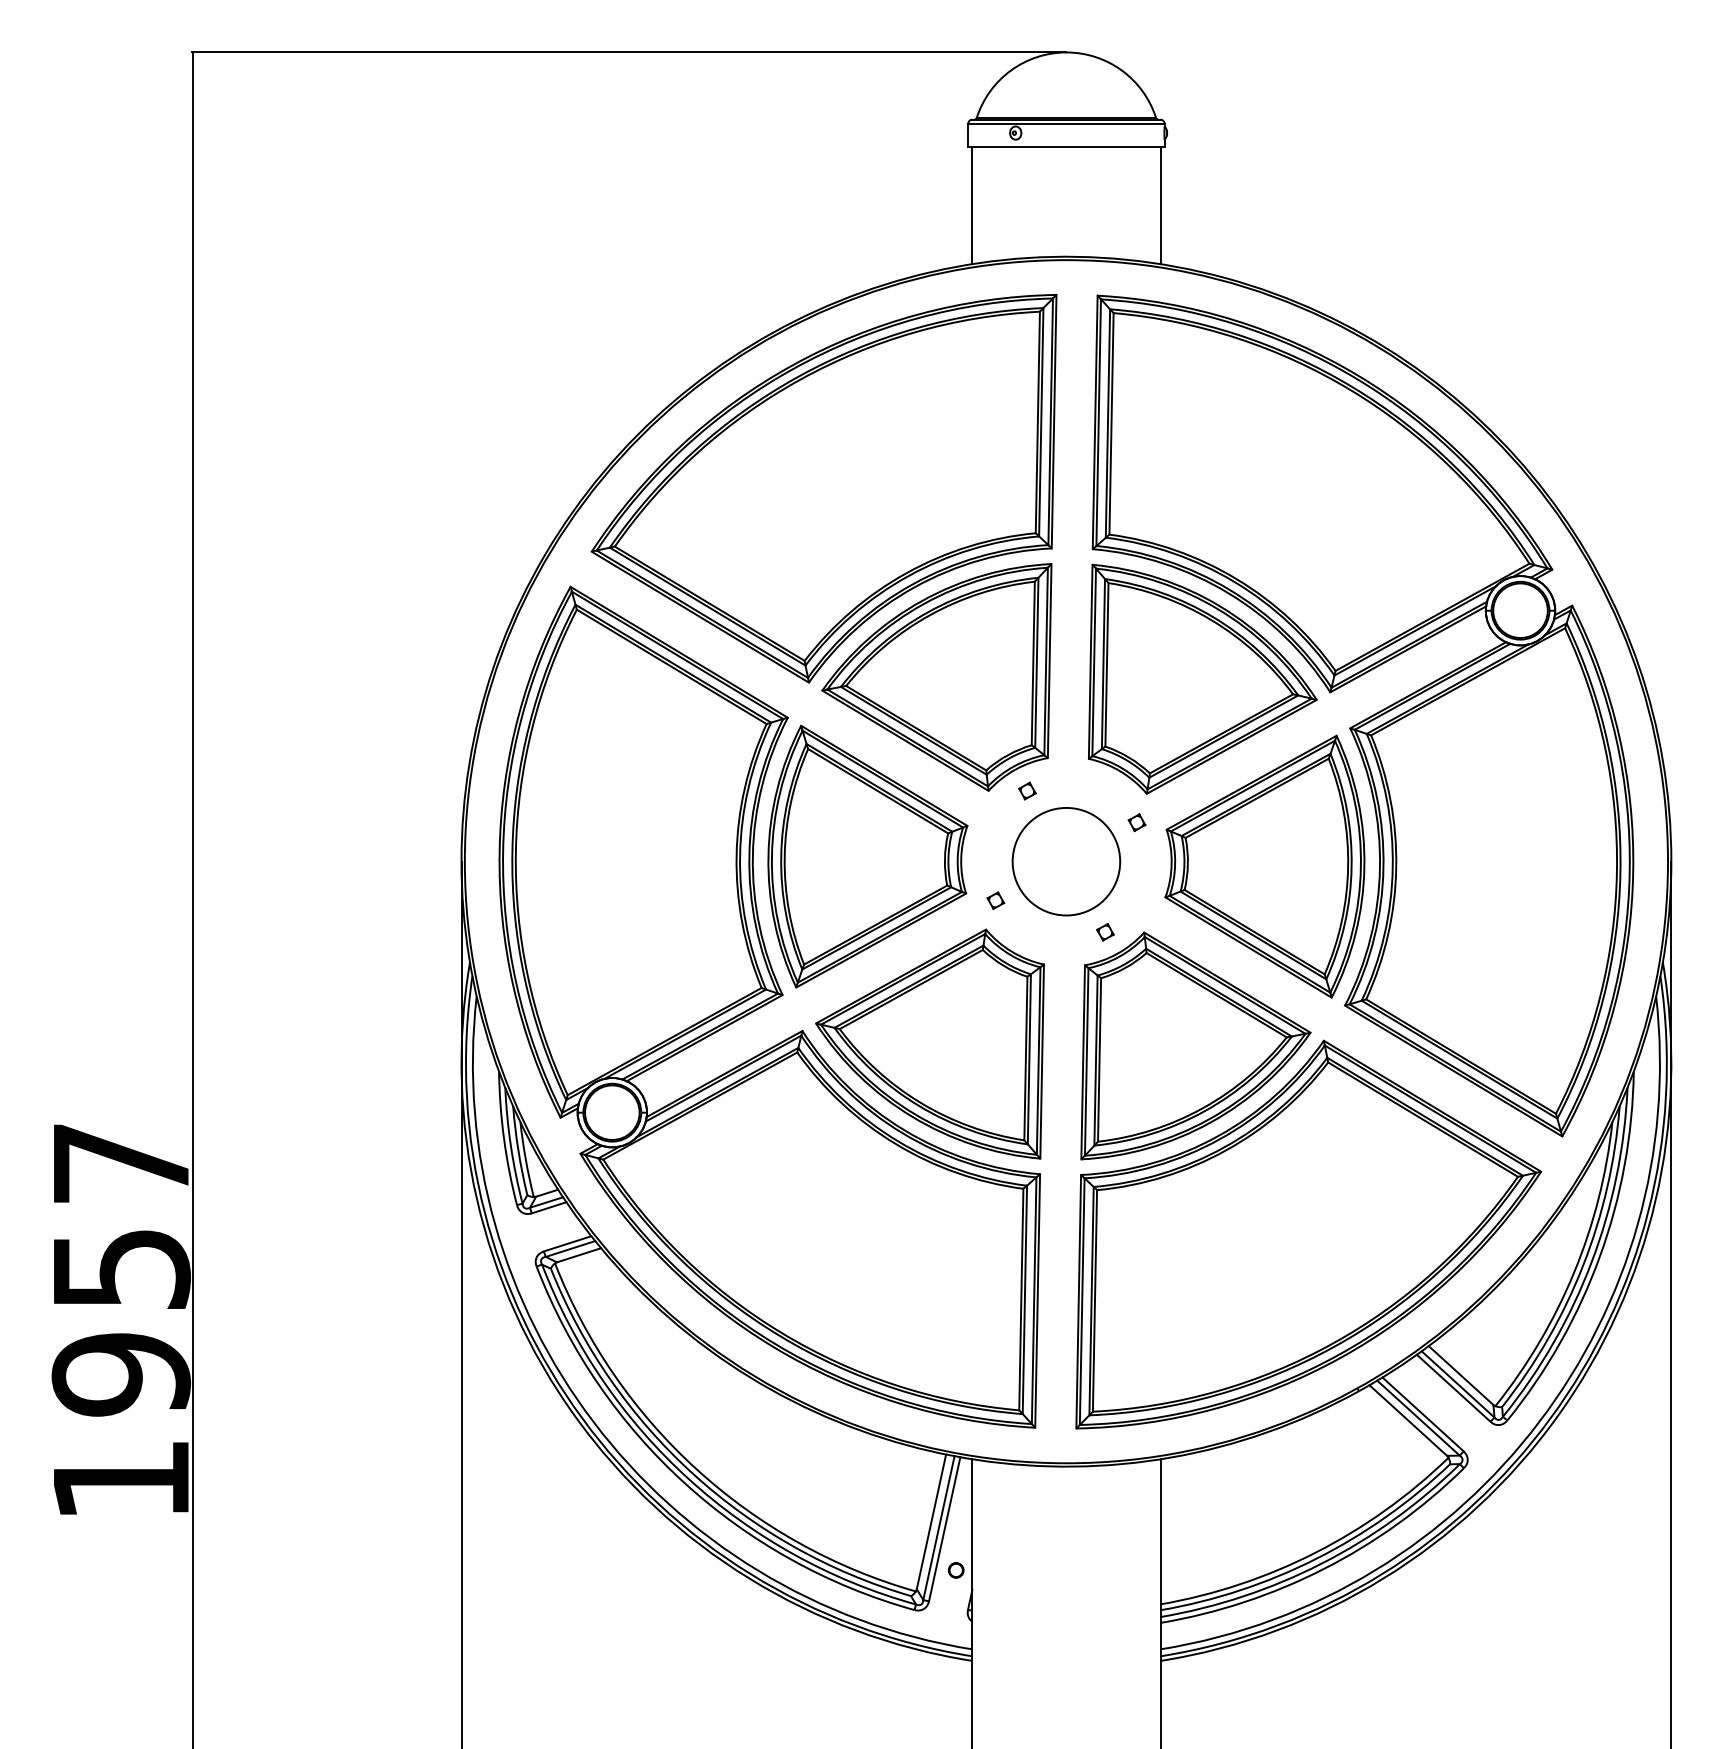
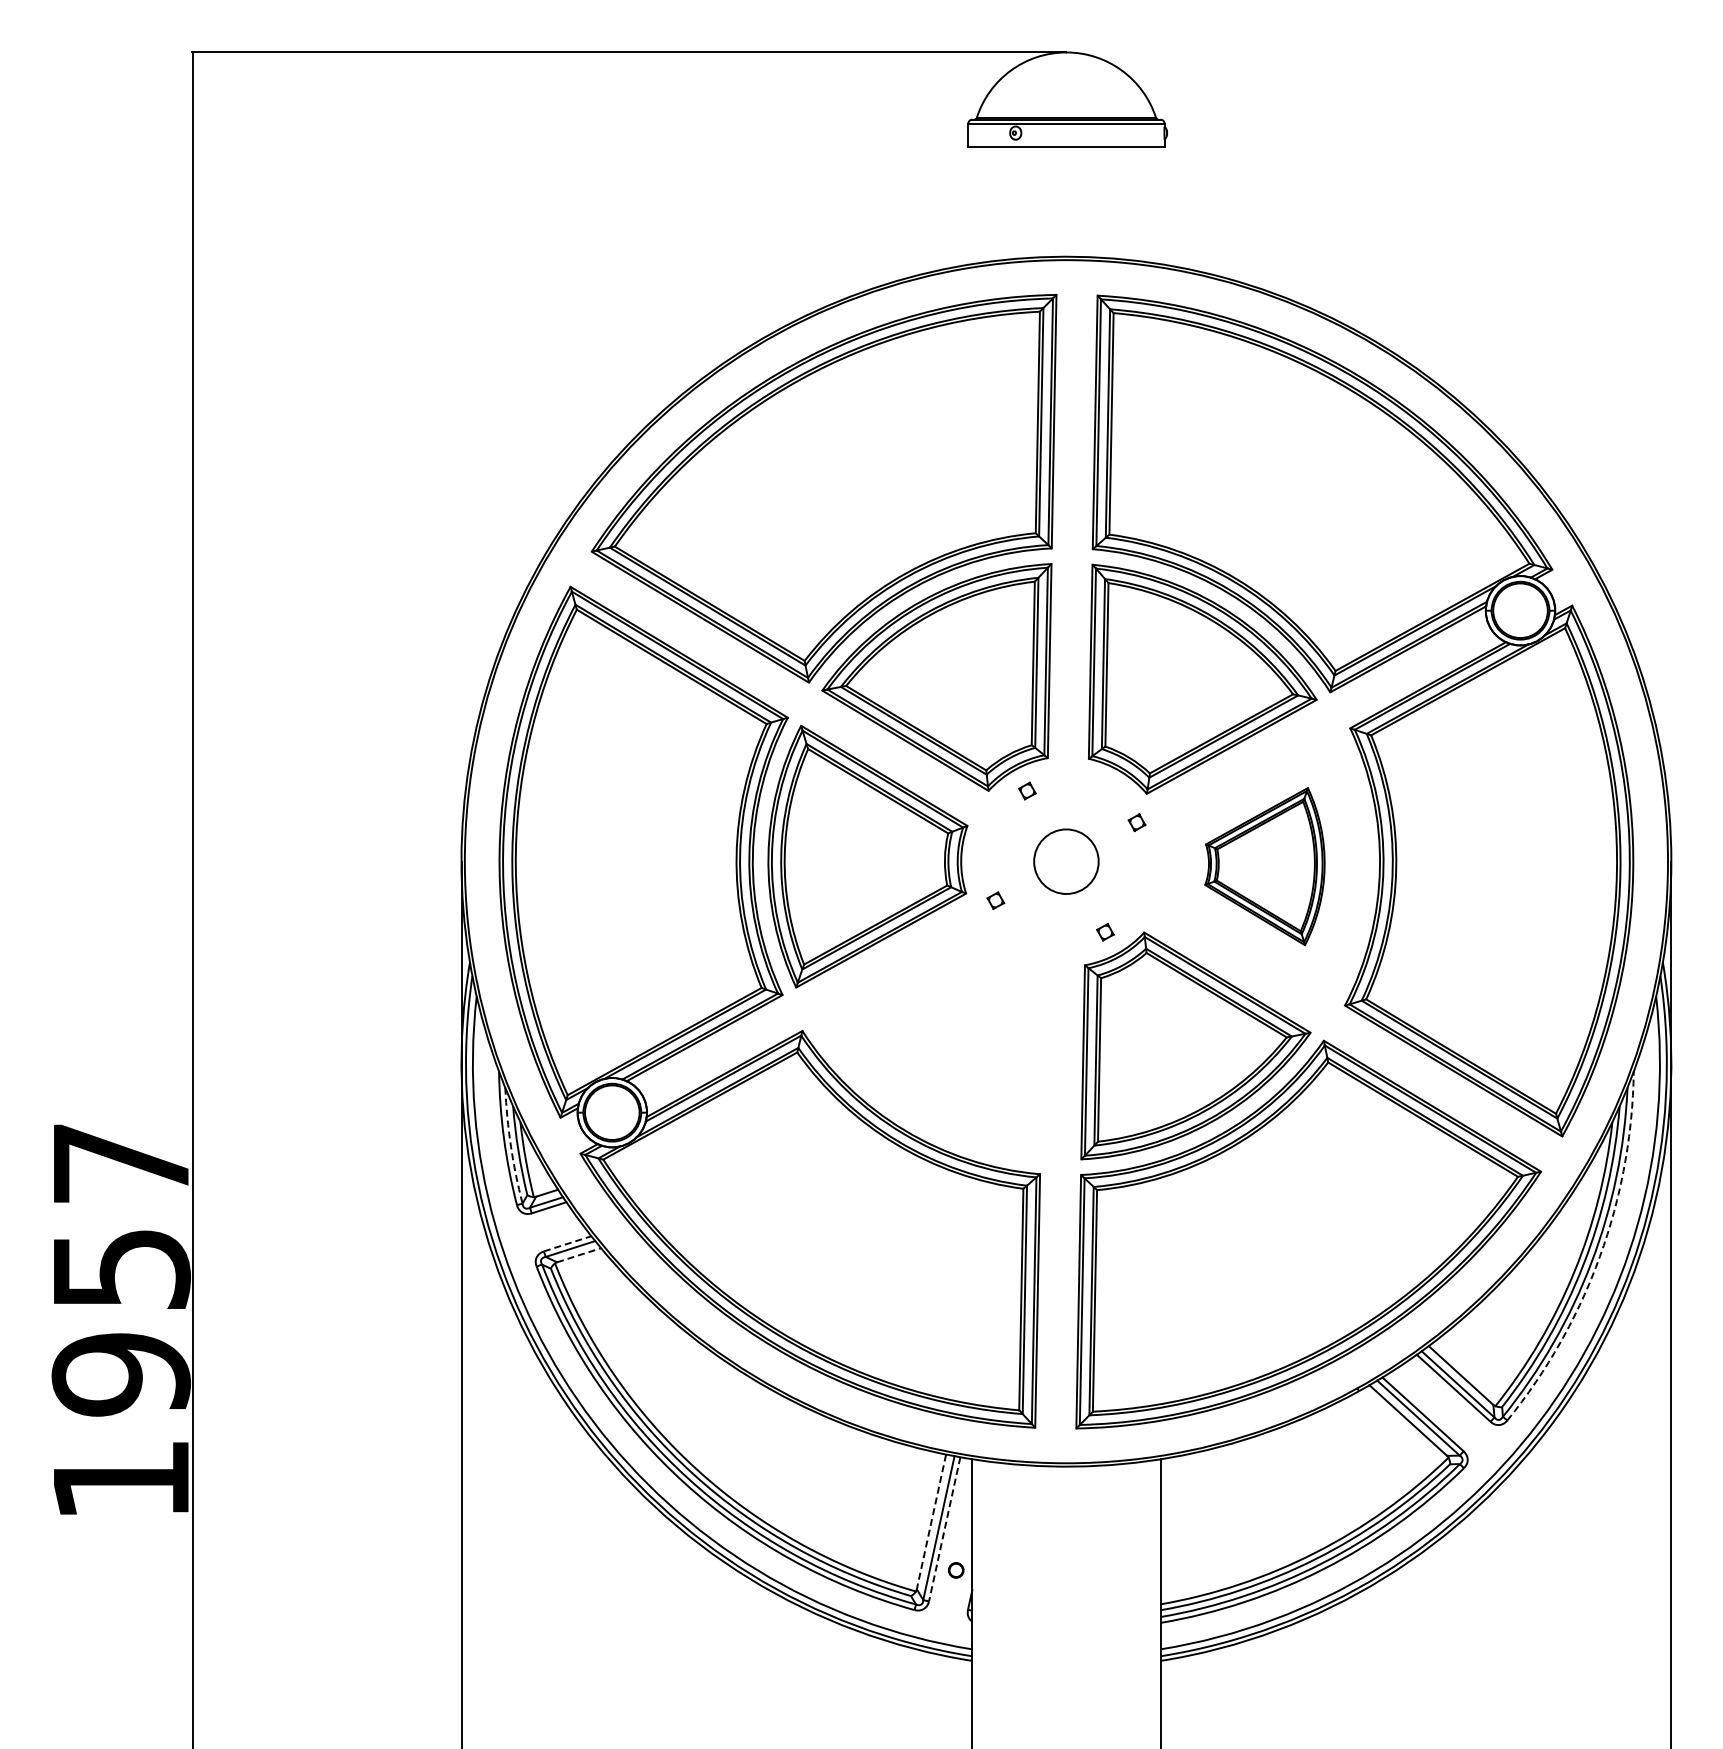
line: present -> none (972, 205)
line: present -> none (1160, 205)
circle diameter: 108 px -> 65 px (1066, 861)
part size: 202x265 px -> 122x160 px (1264, 866)
part: present -> none (929, 1043)
arc: solid -> dashed (510, 1146)
line: solid -> dashed (567, 1243)
line: solid -> dashed (579, 1255)
arc: solid -> dashed (1599, 1256)
line: solid -> dashed (931, 1521)
line: solid -> dashed (944, 1529)
